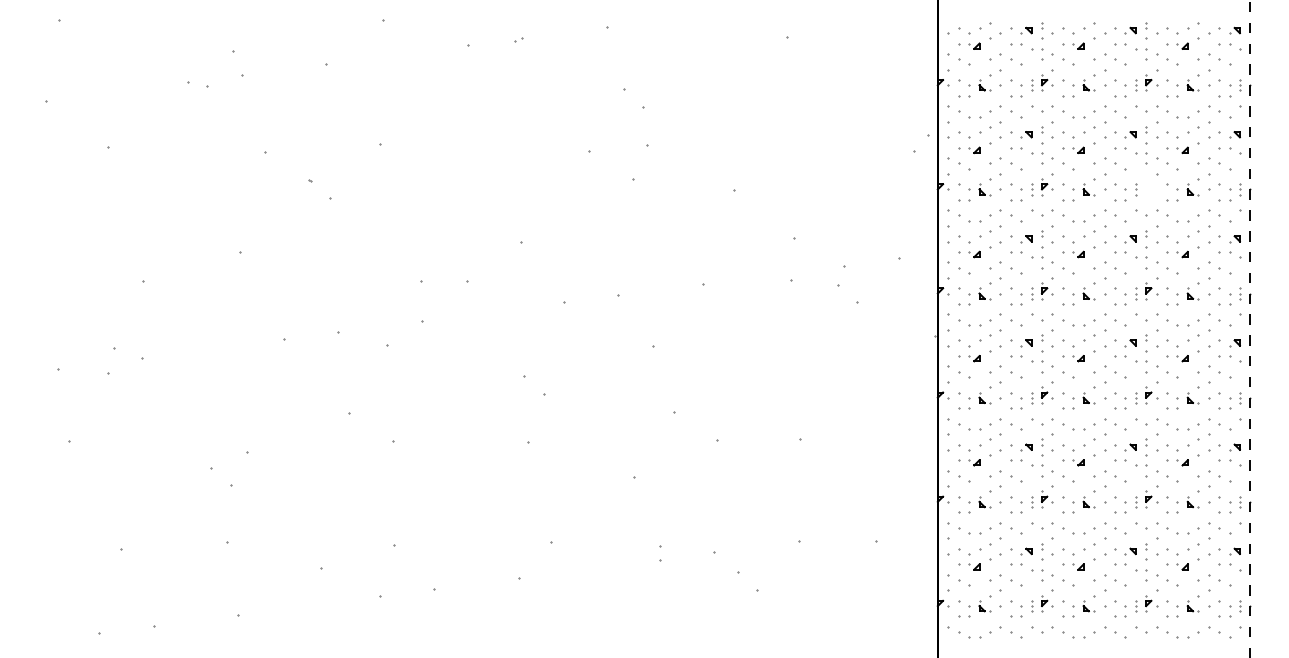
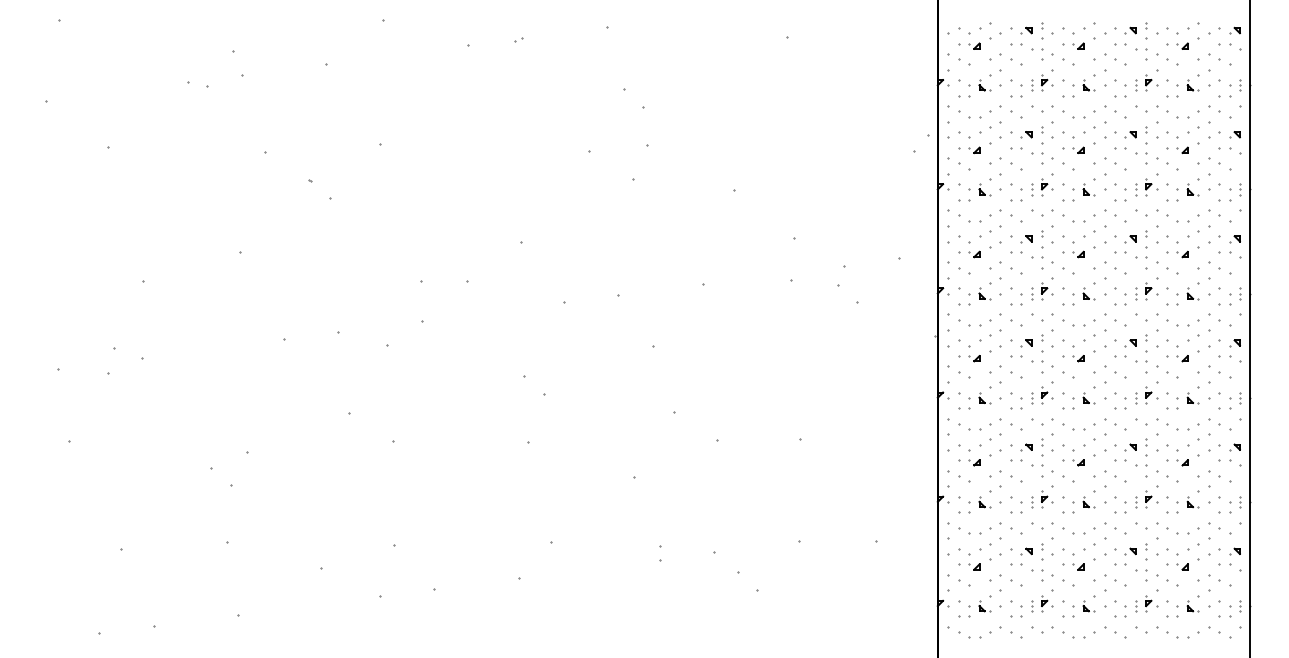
part: none -> present (1151, 187)
line: dashed -> solid (1250, 329)
